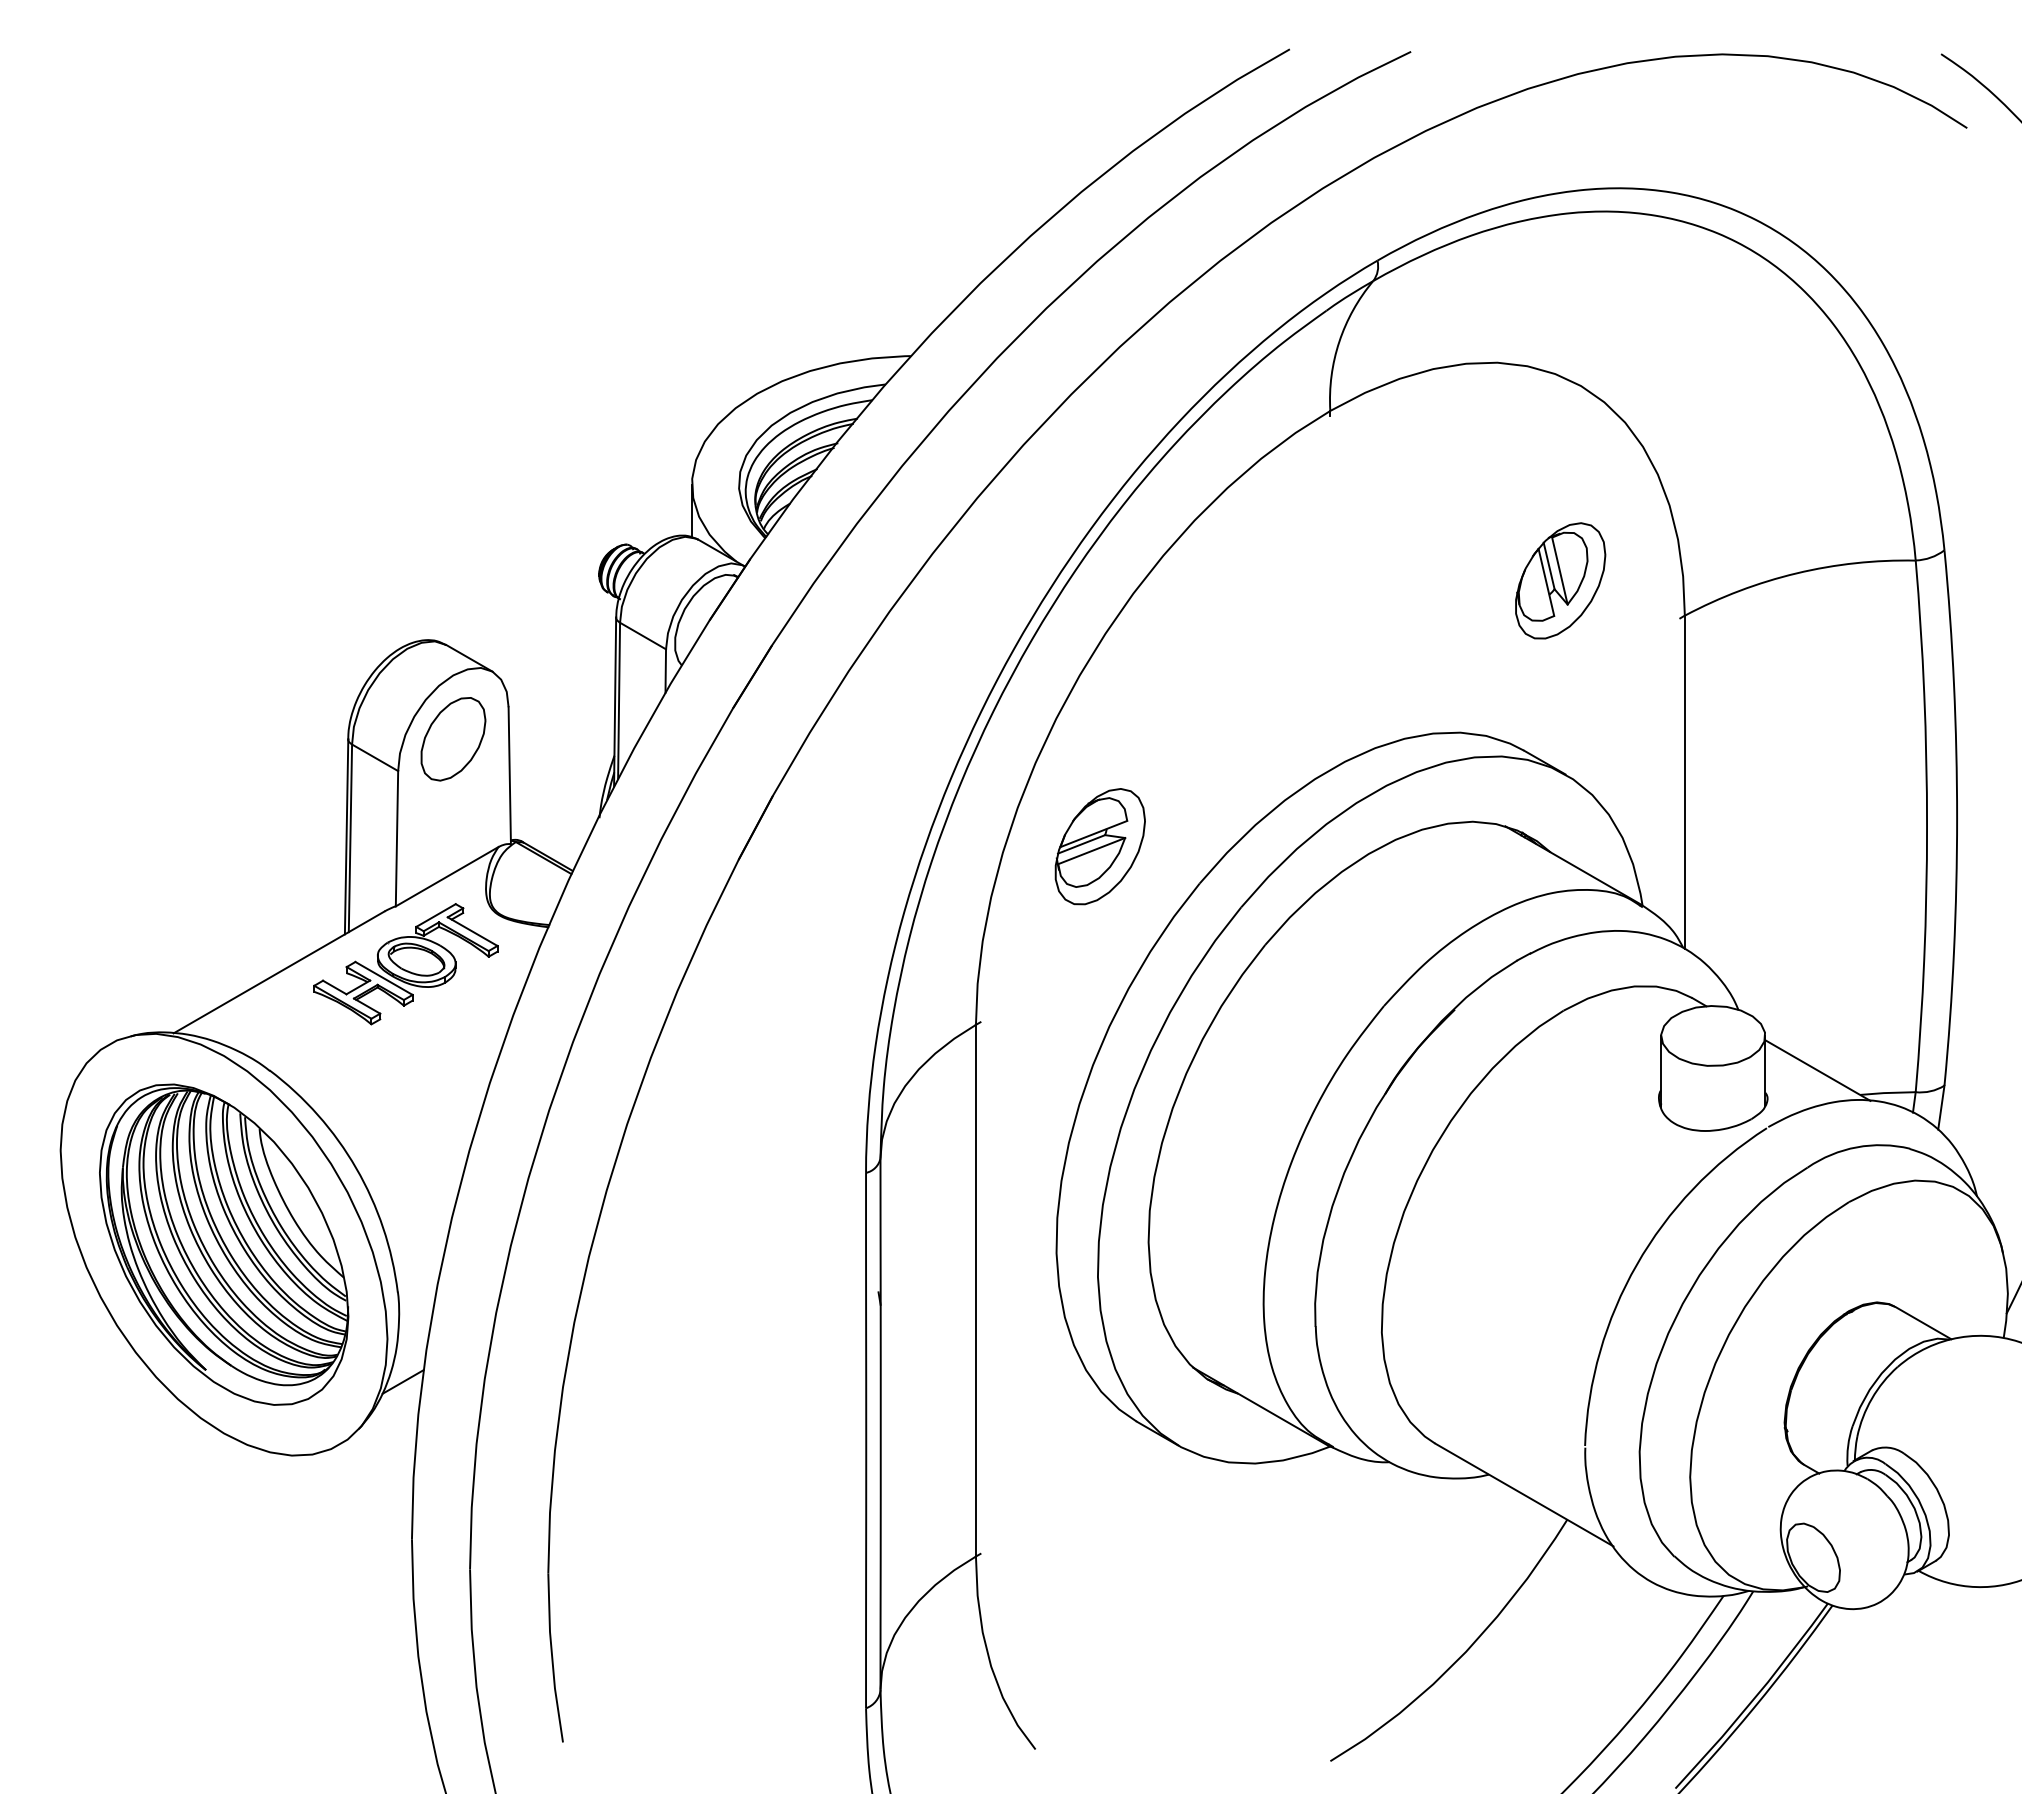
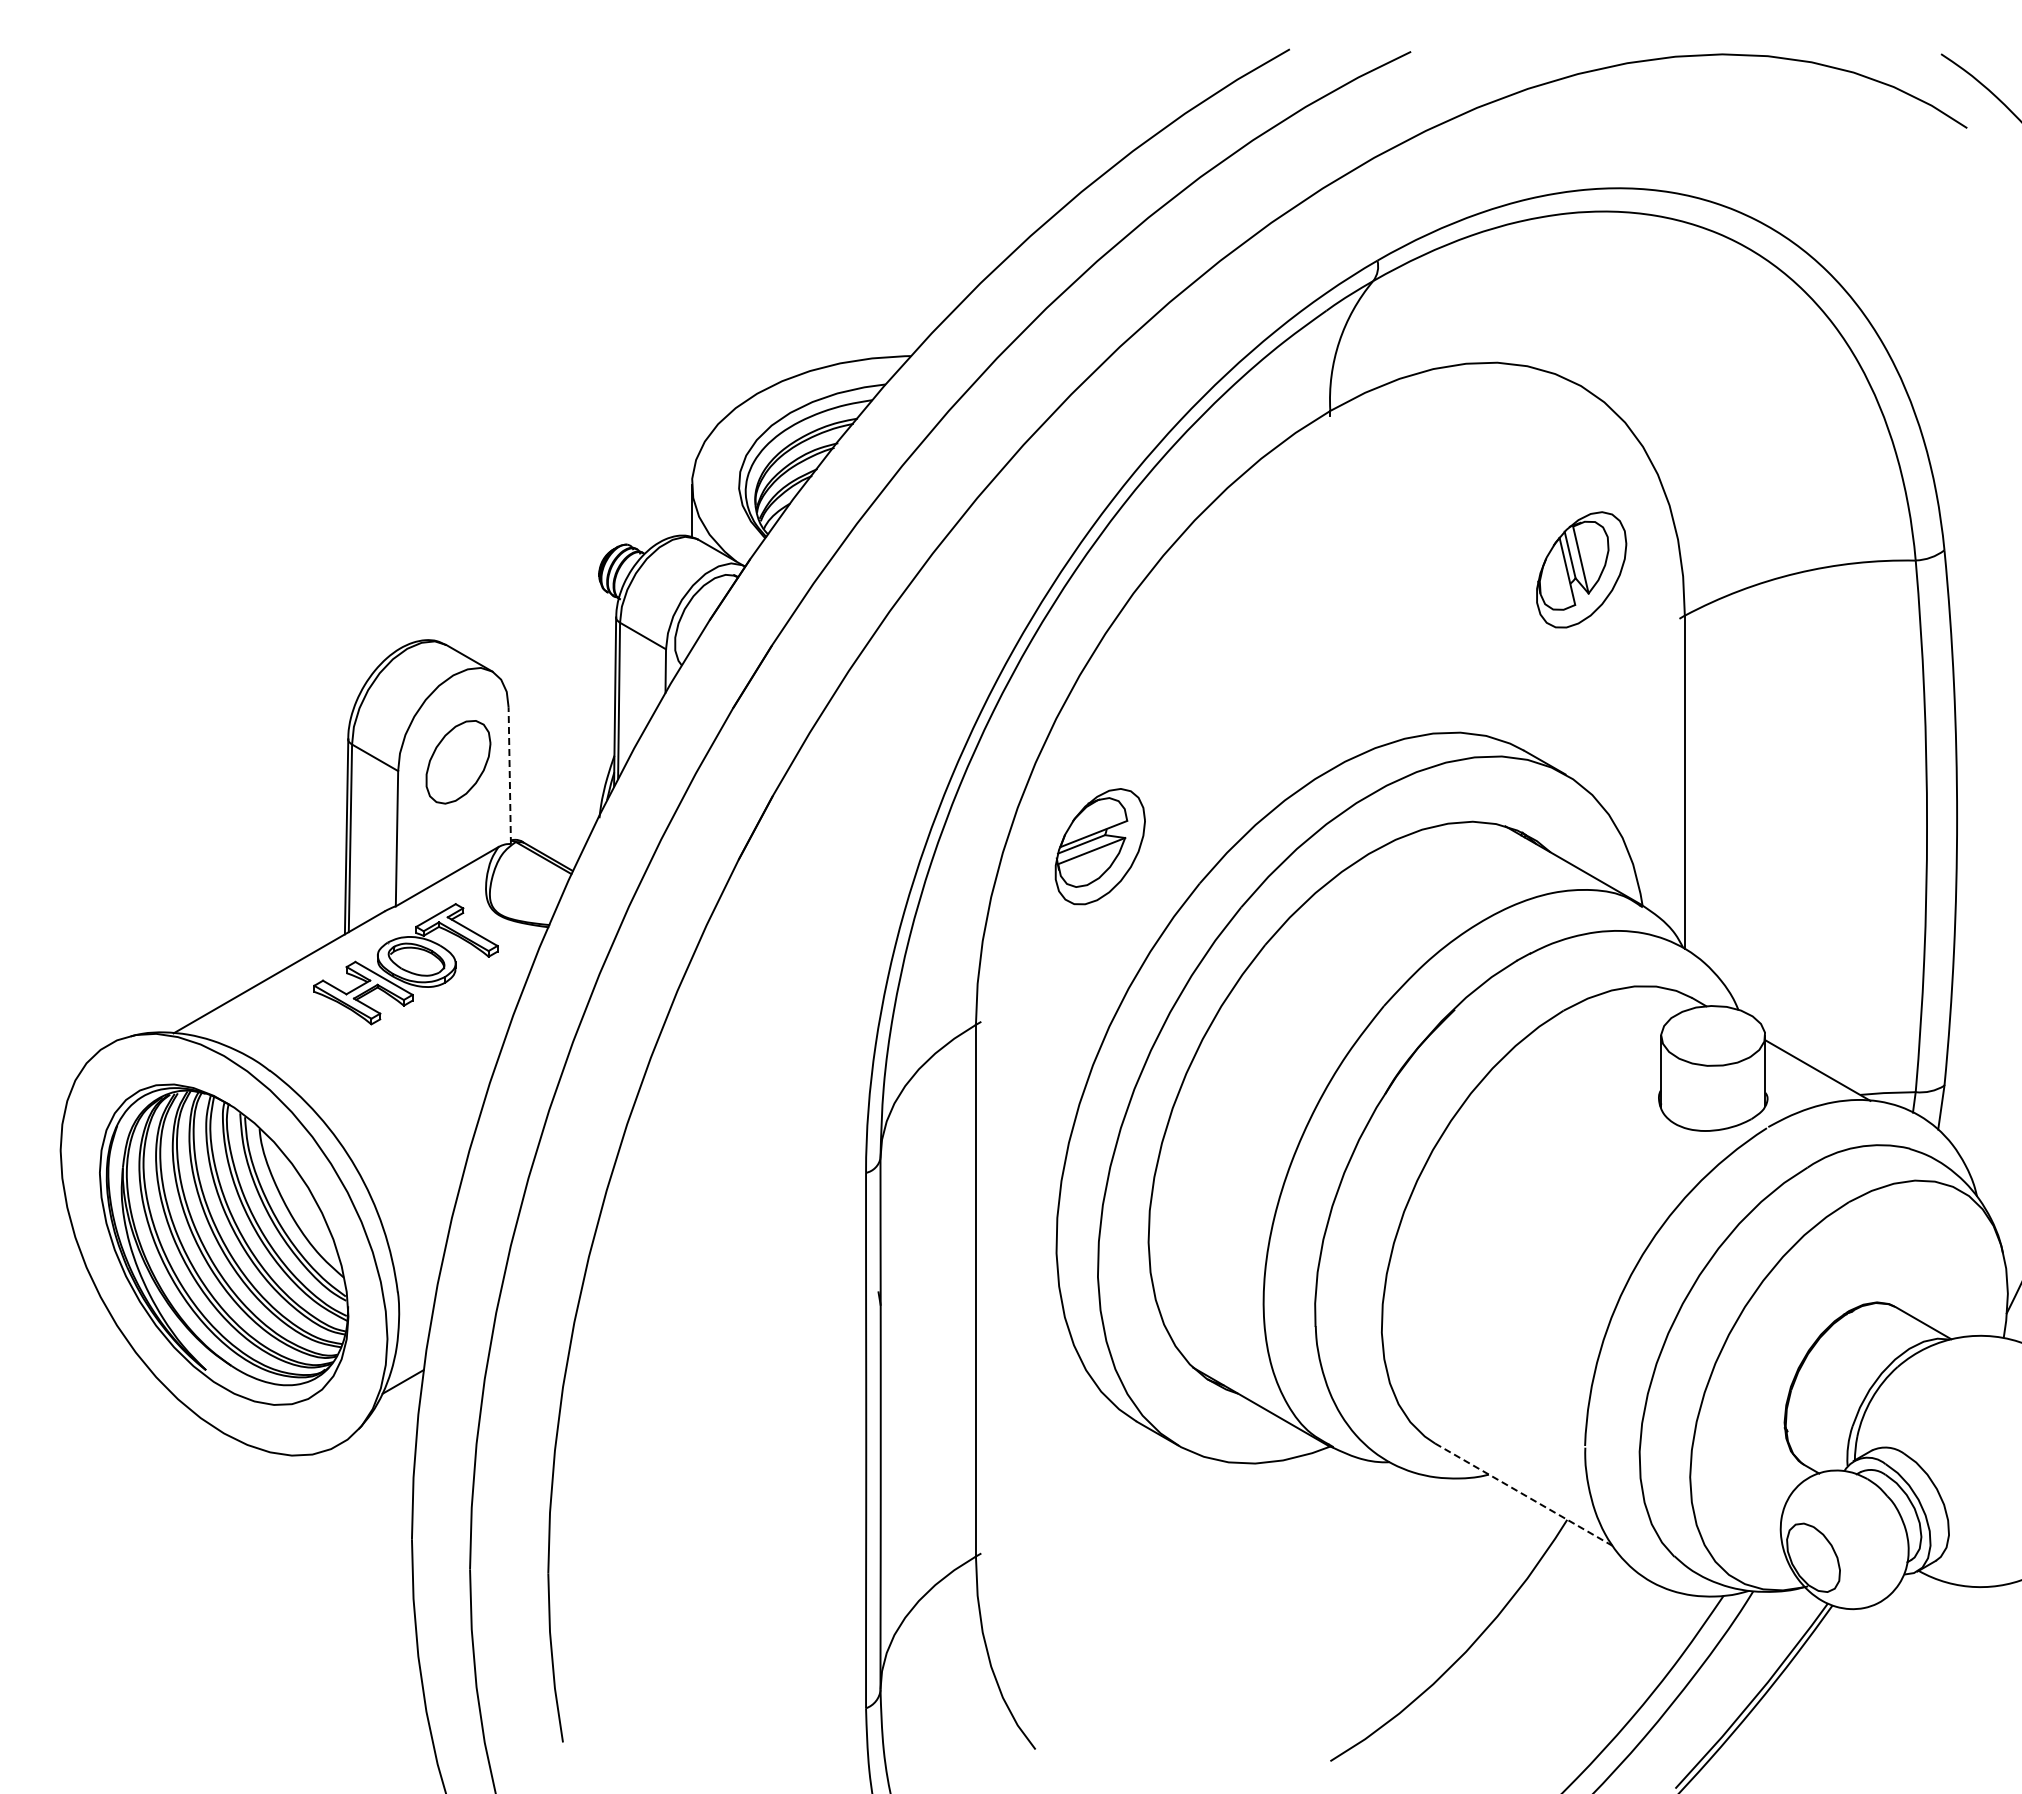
part position: (1560, 580) -> (1581, 569) (1581, 569)
part position: (453, 739) -> (458, 762) (458, 762)
line: solid -> dashed (509, 775)
line: solid -> dashed (1524, 1494)
